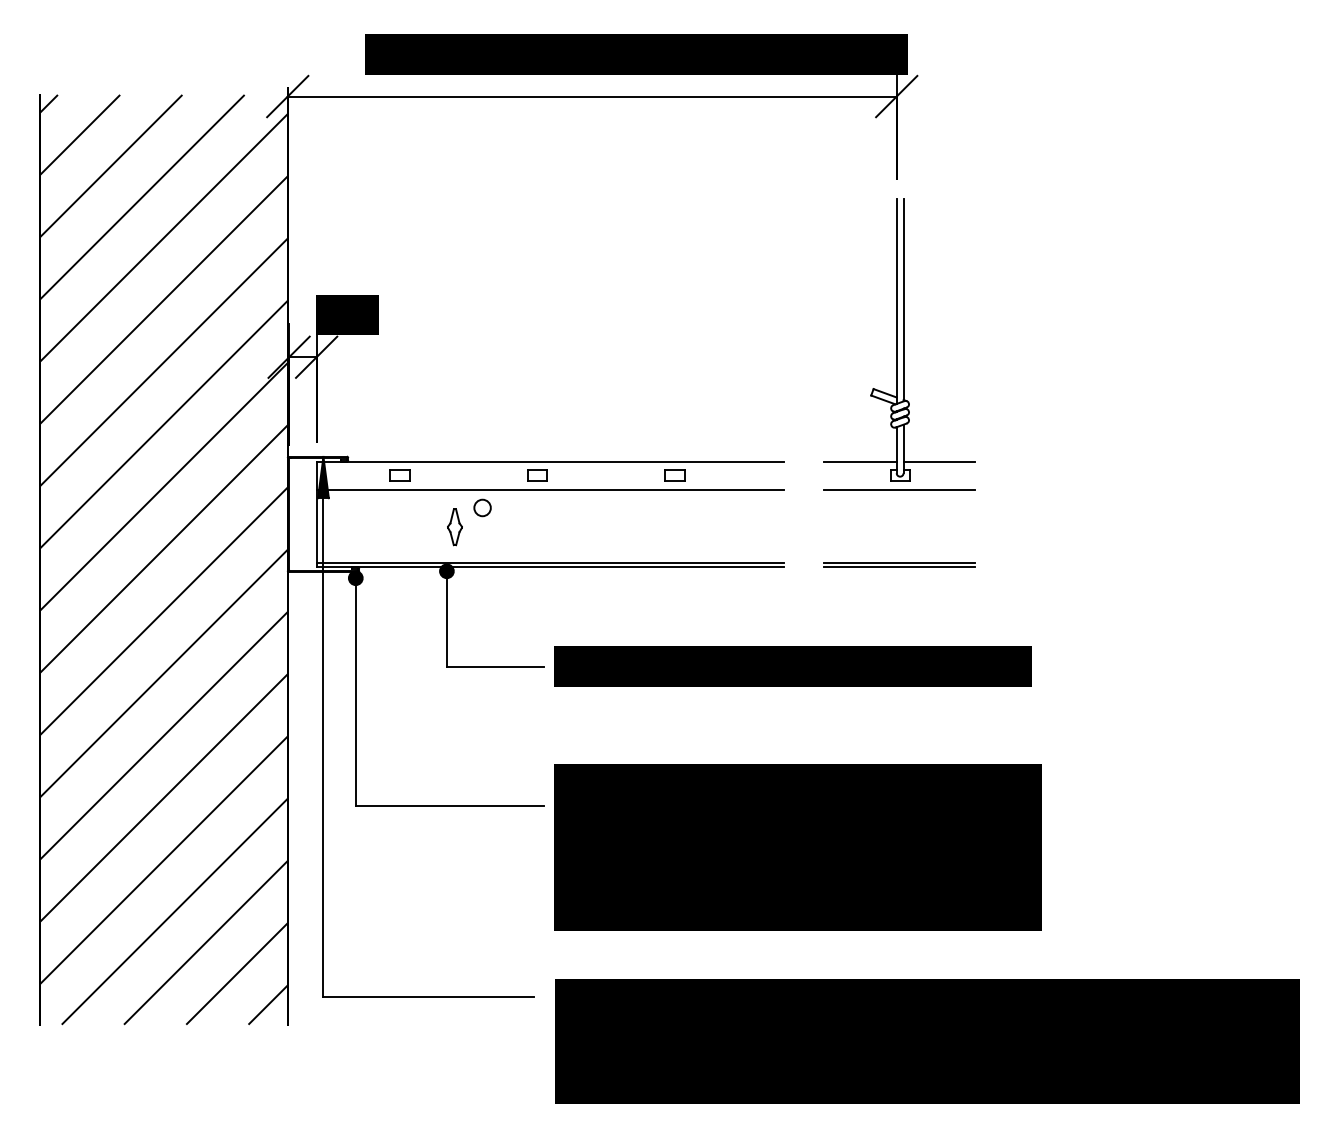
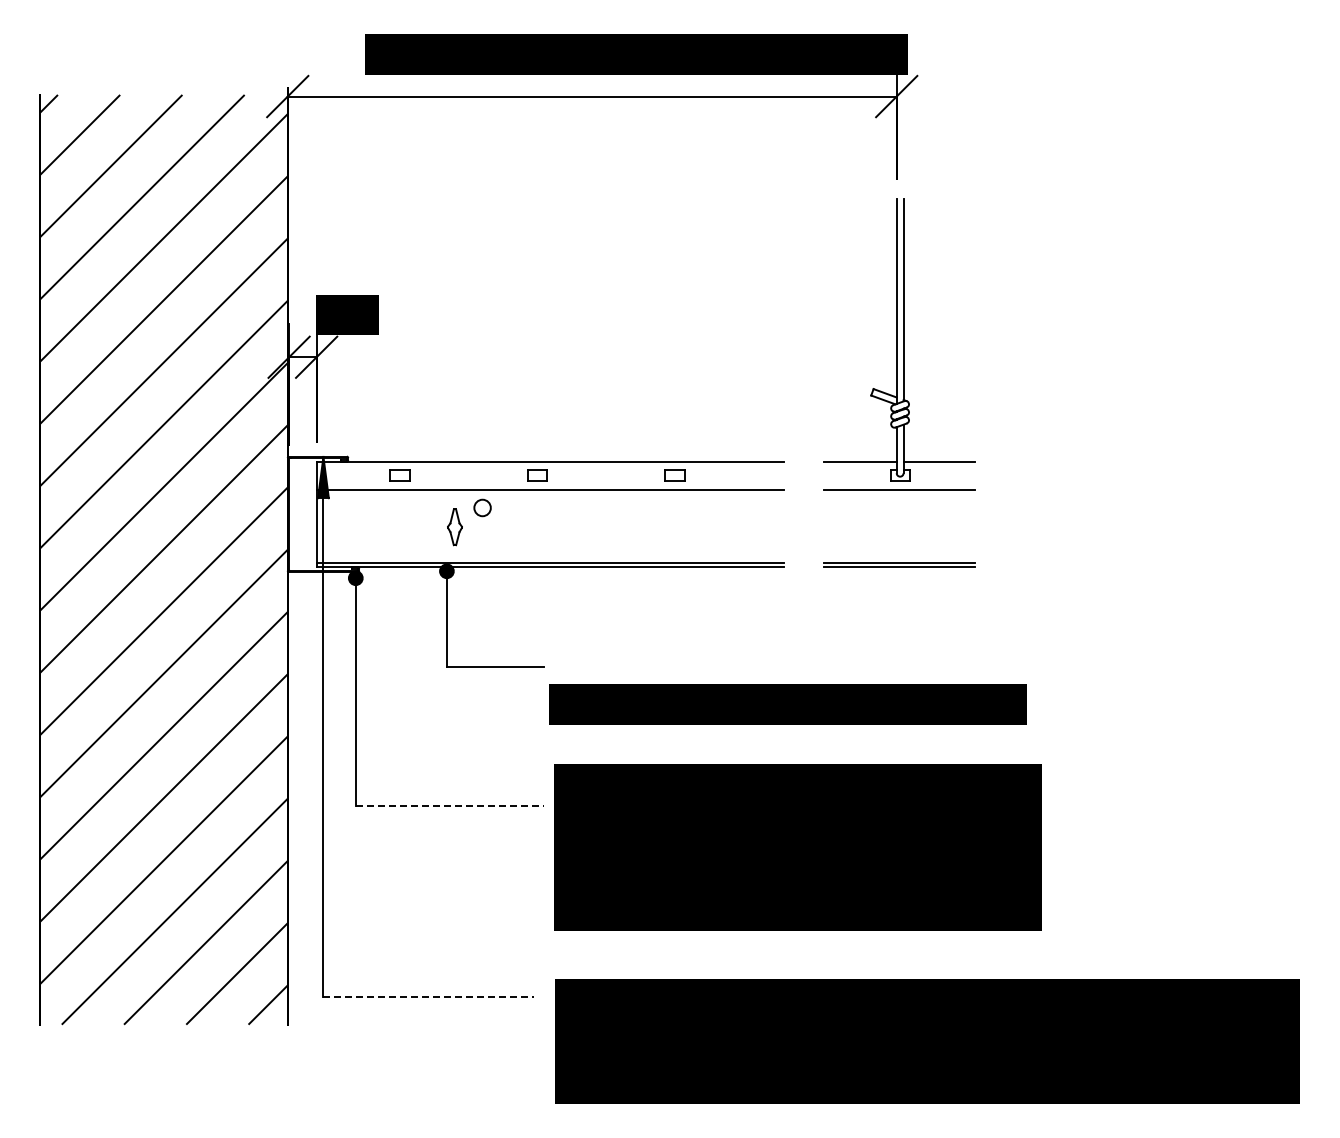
text position: (792, 666) -> (787, 704) (787, 704)
line: solid -> dashed (450, 805)
line: solid -> dashed (429, 997)
